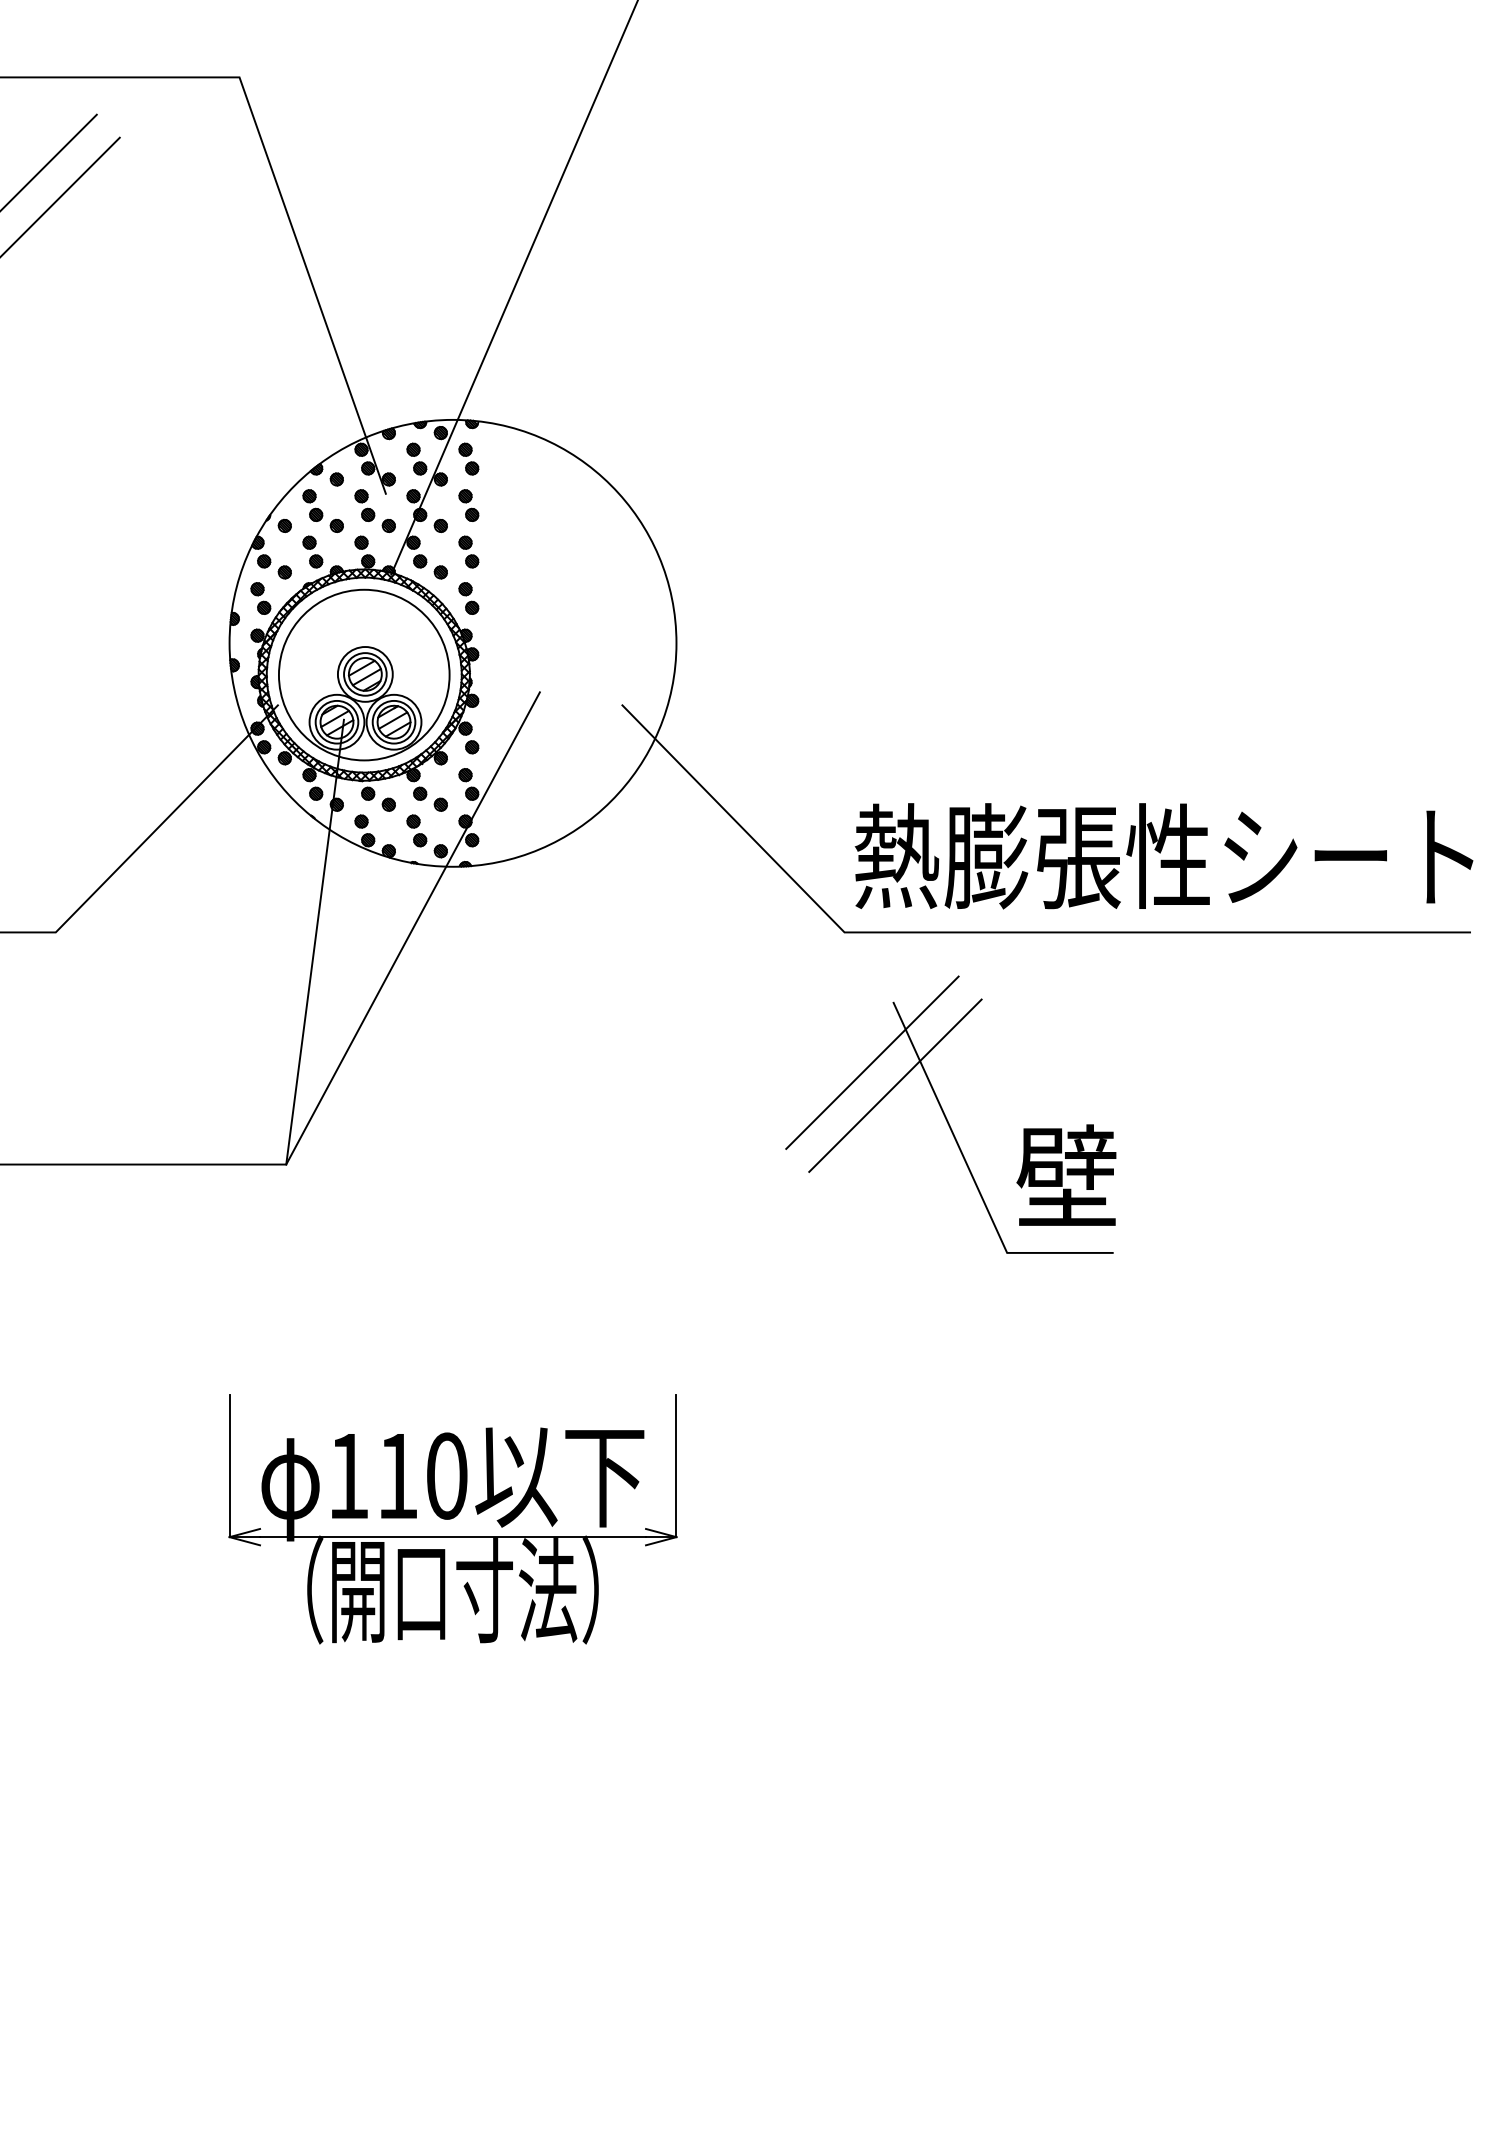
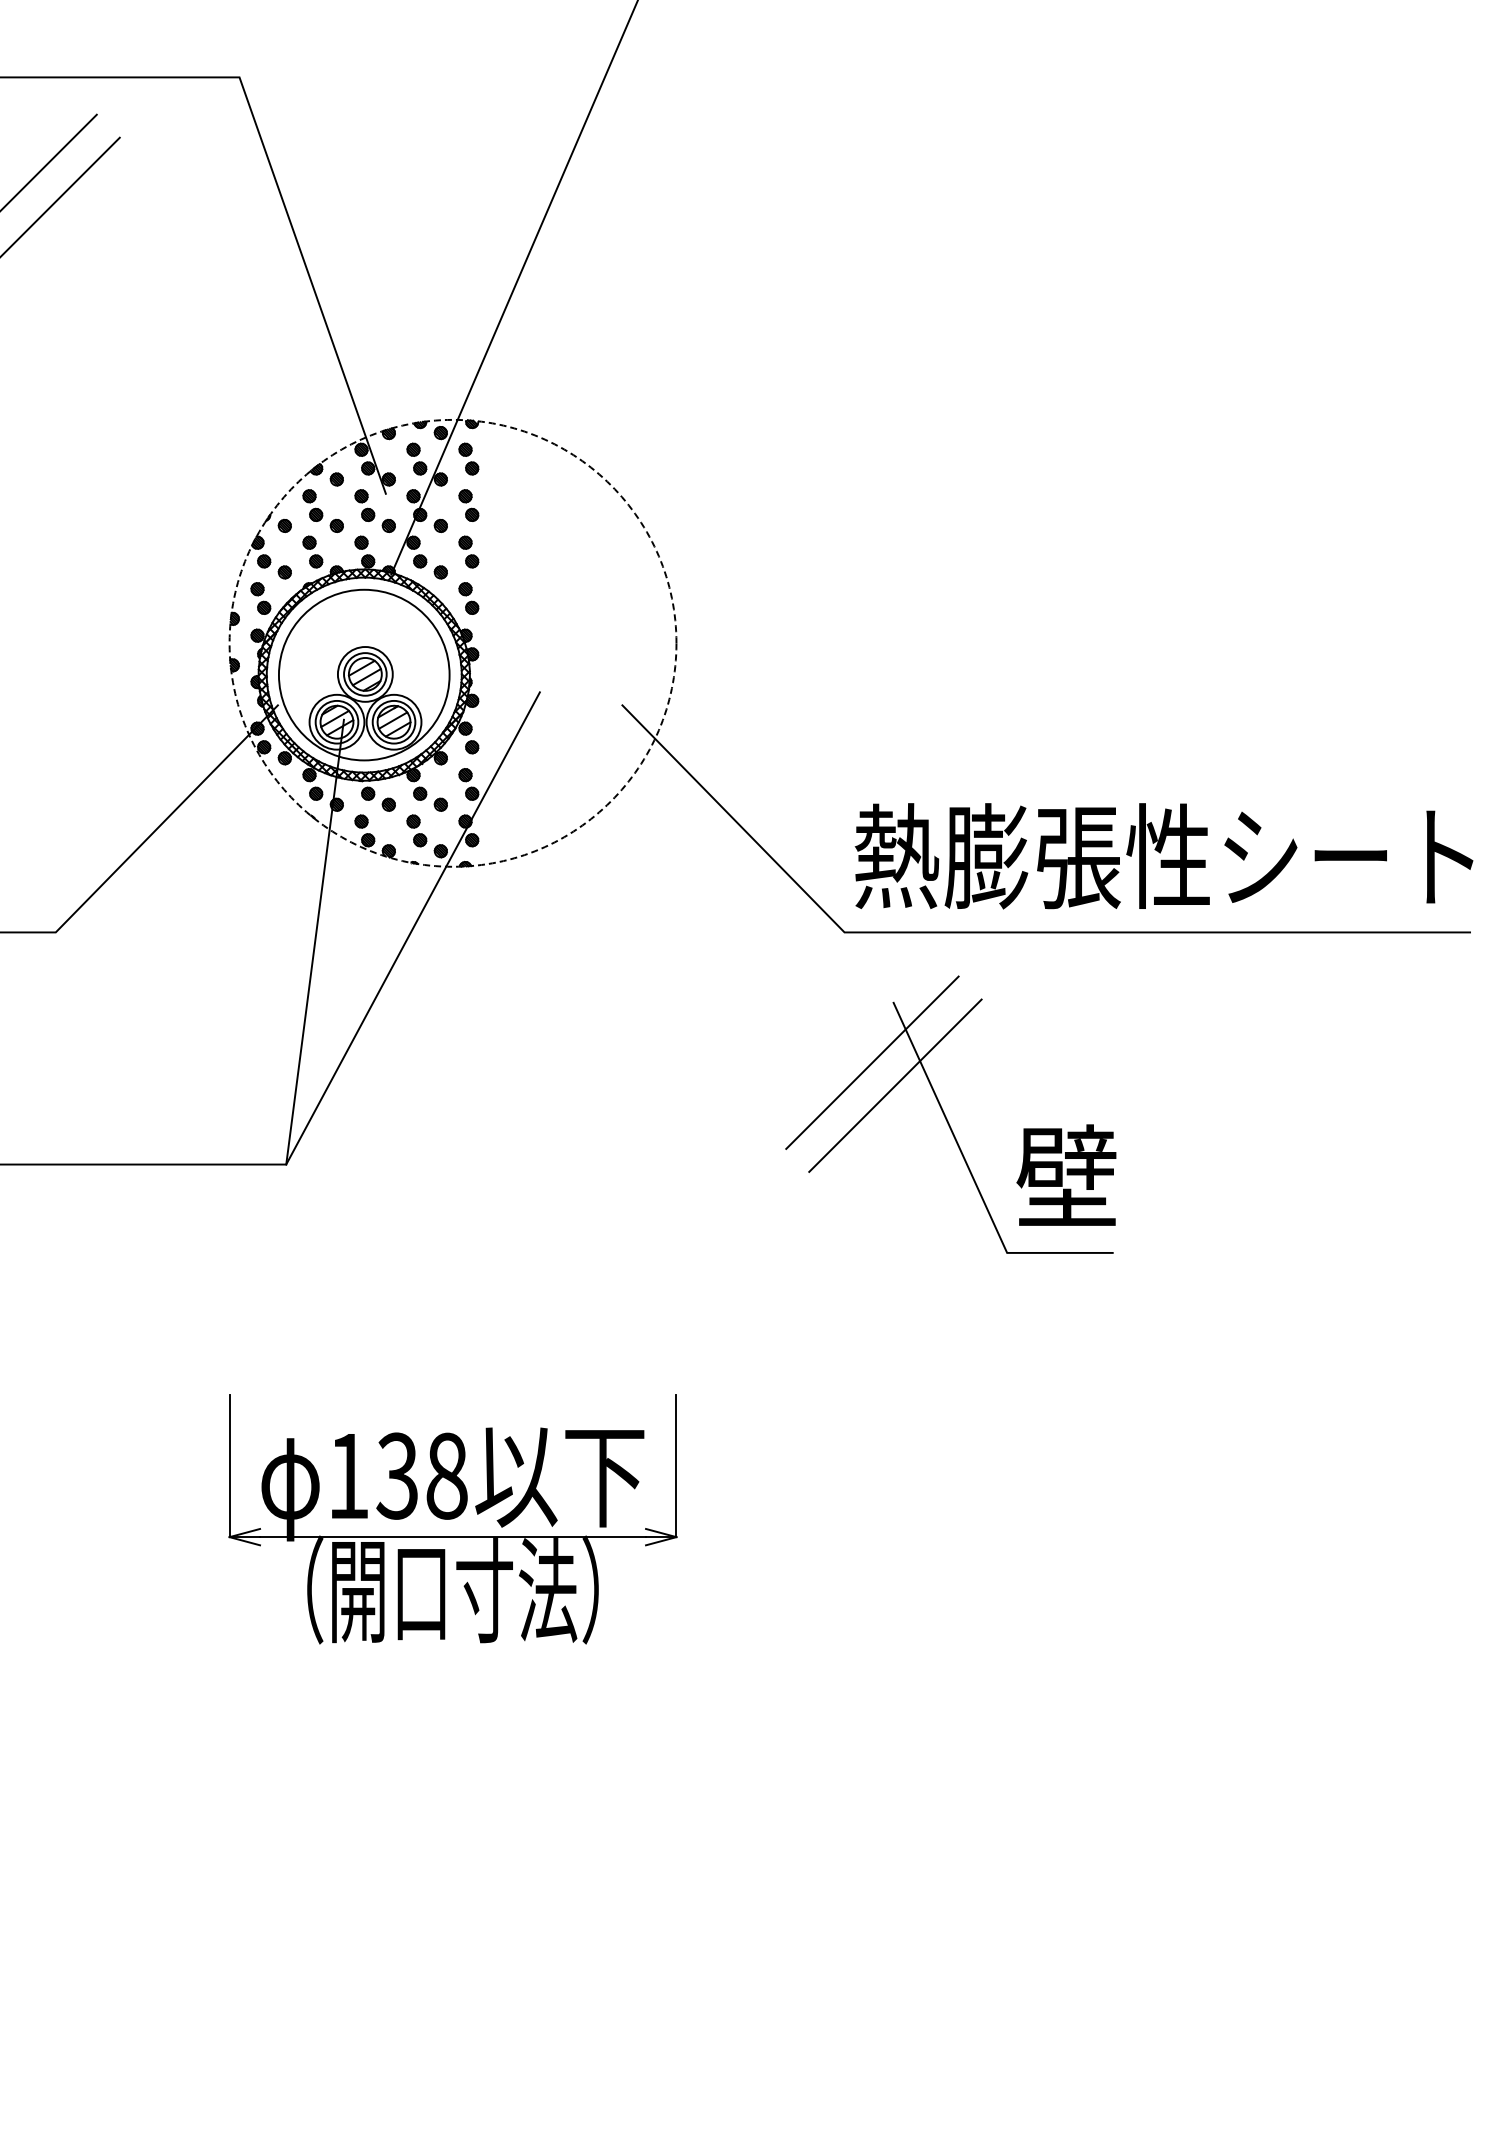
circle: solid -> dashed (452, 642)
text: 110 -> 138 (421, 1475)
